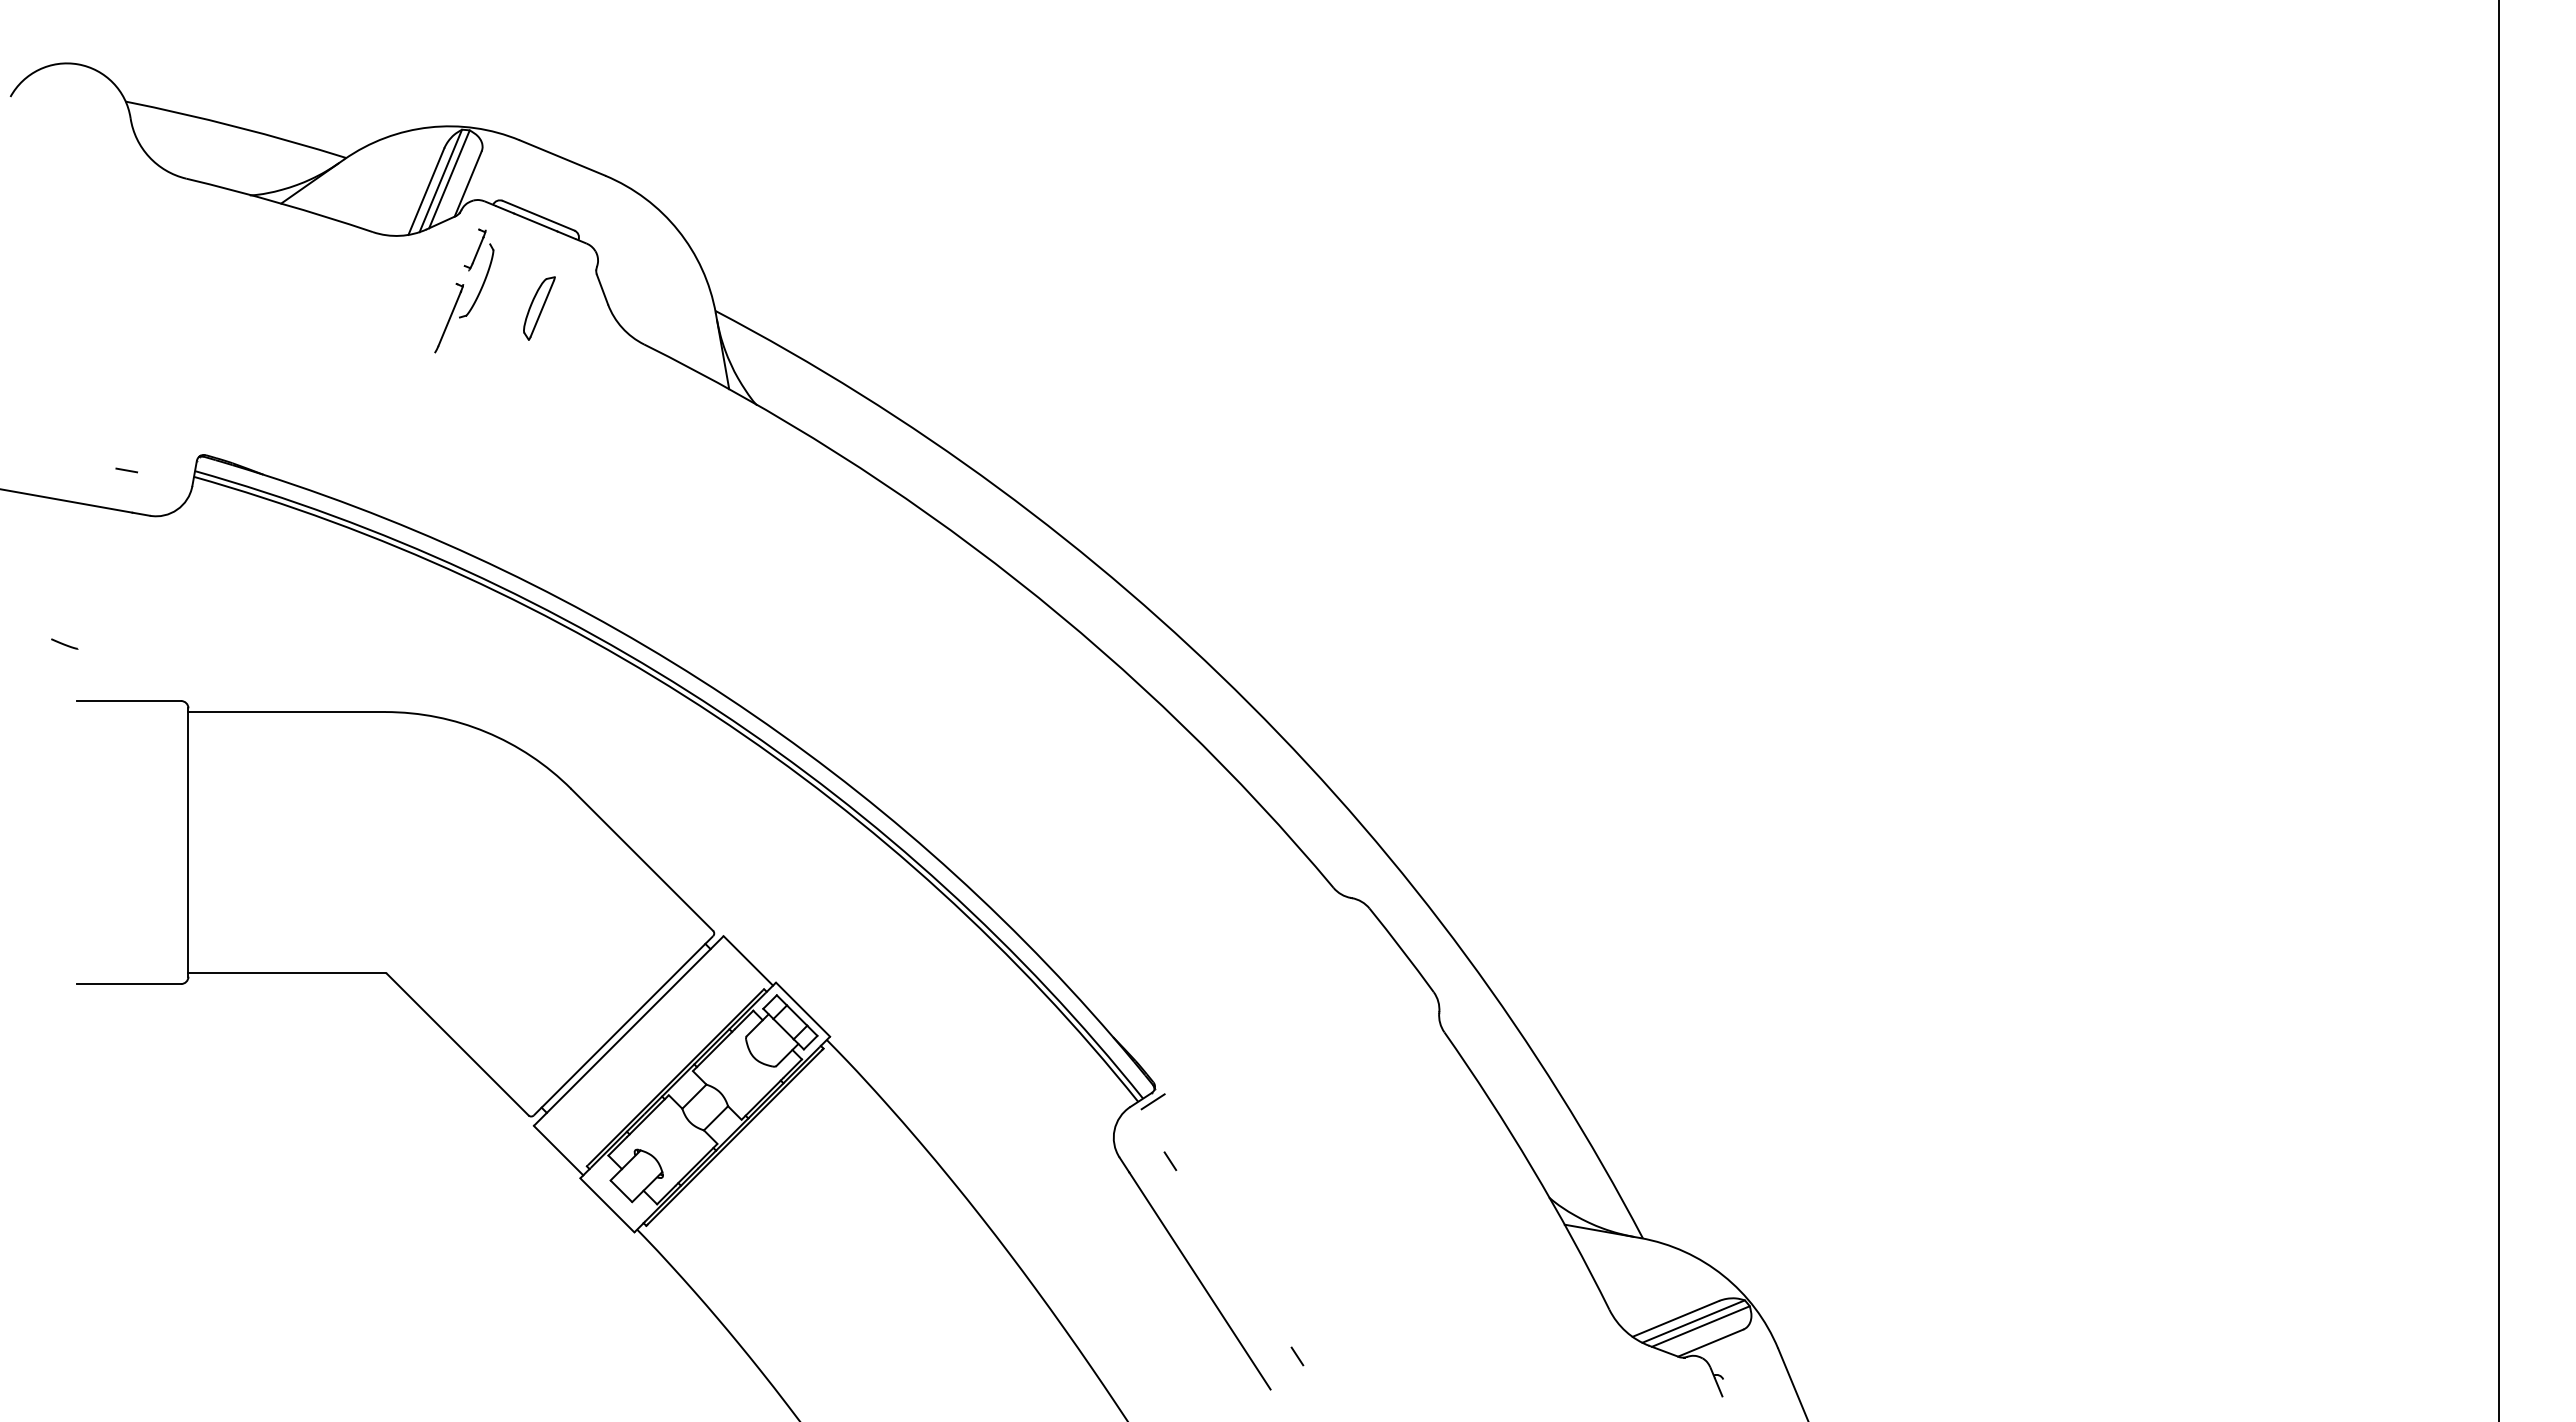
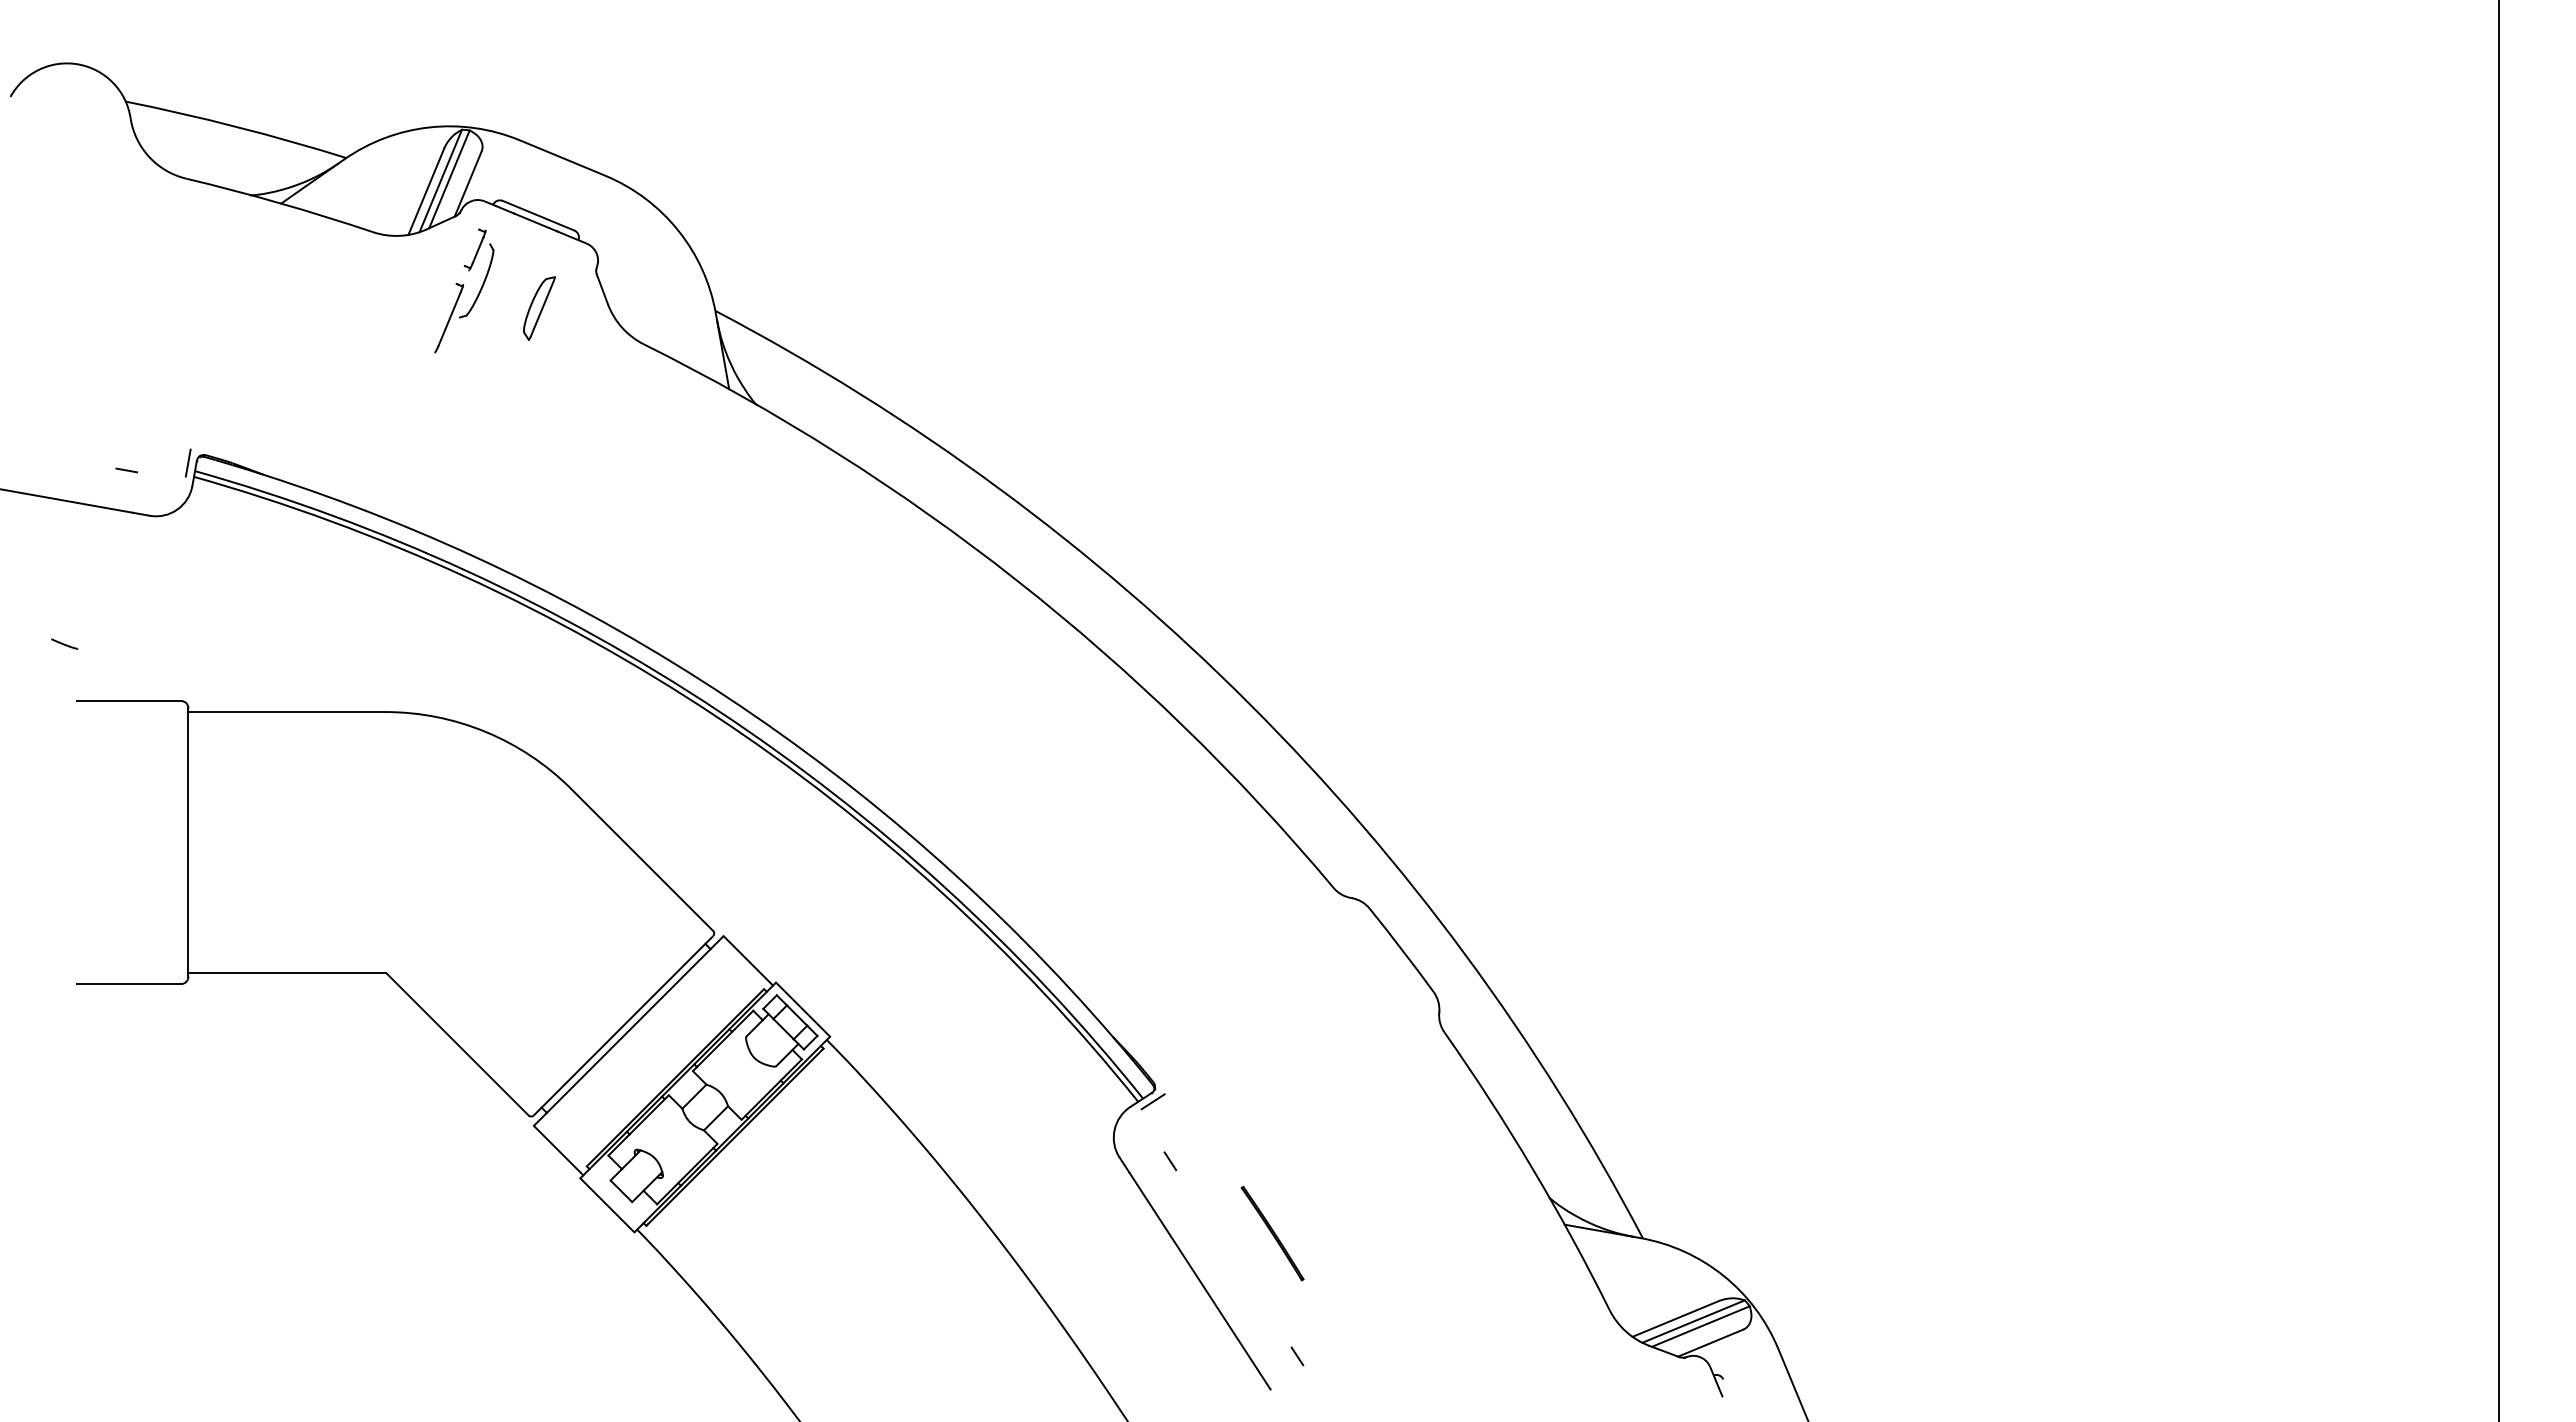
line: none -> present (187, 462)
part: none -> present (1272, 1233)
